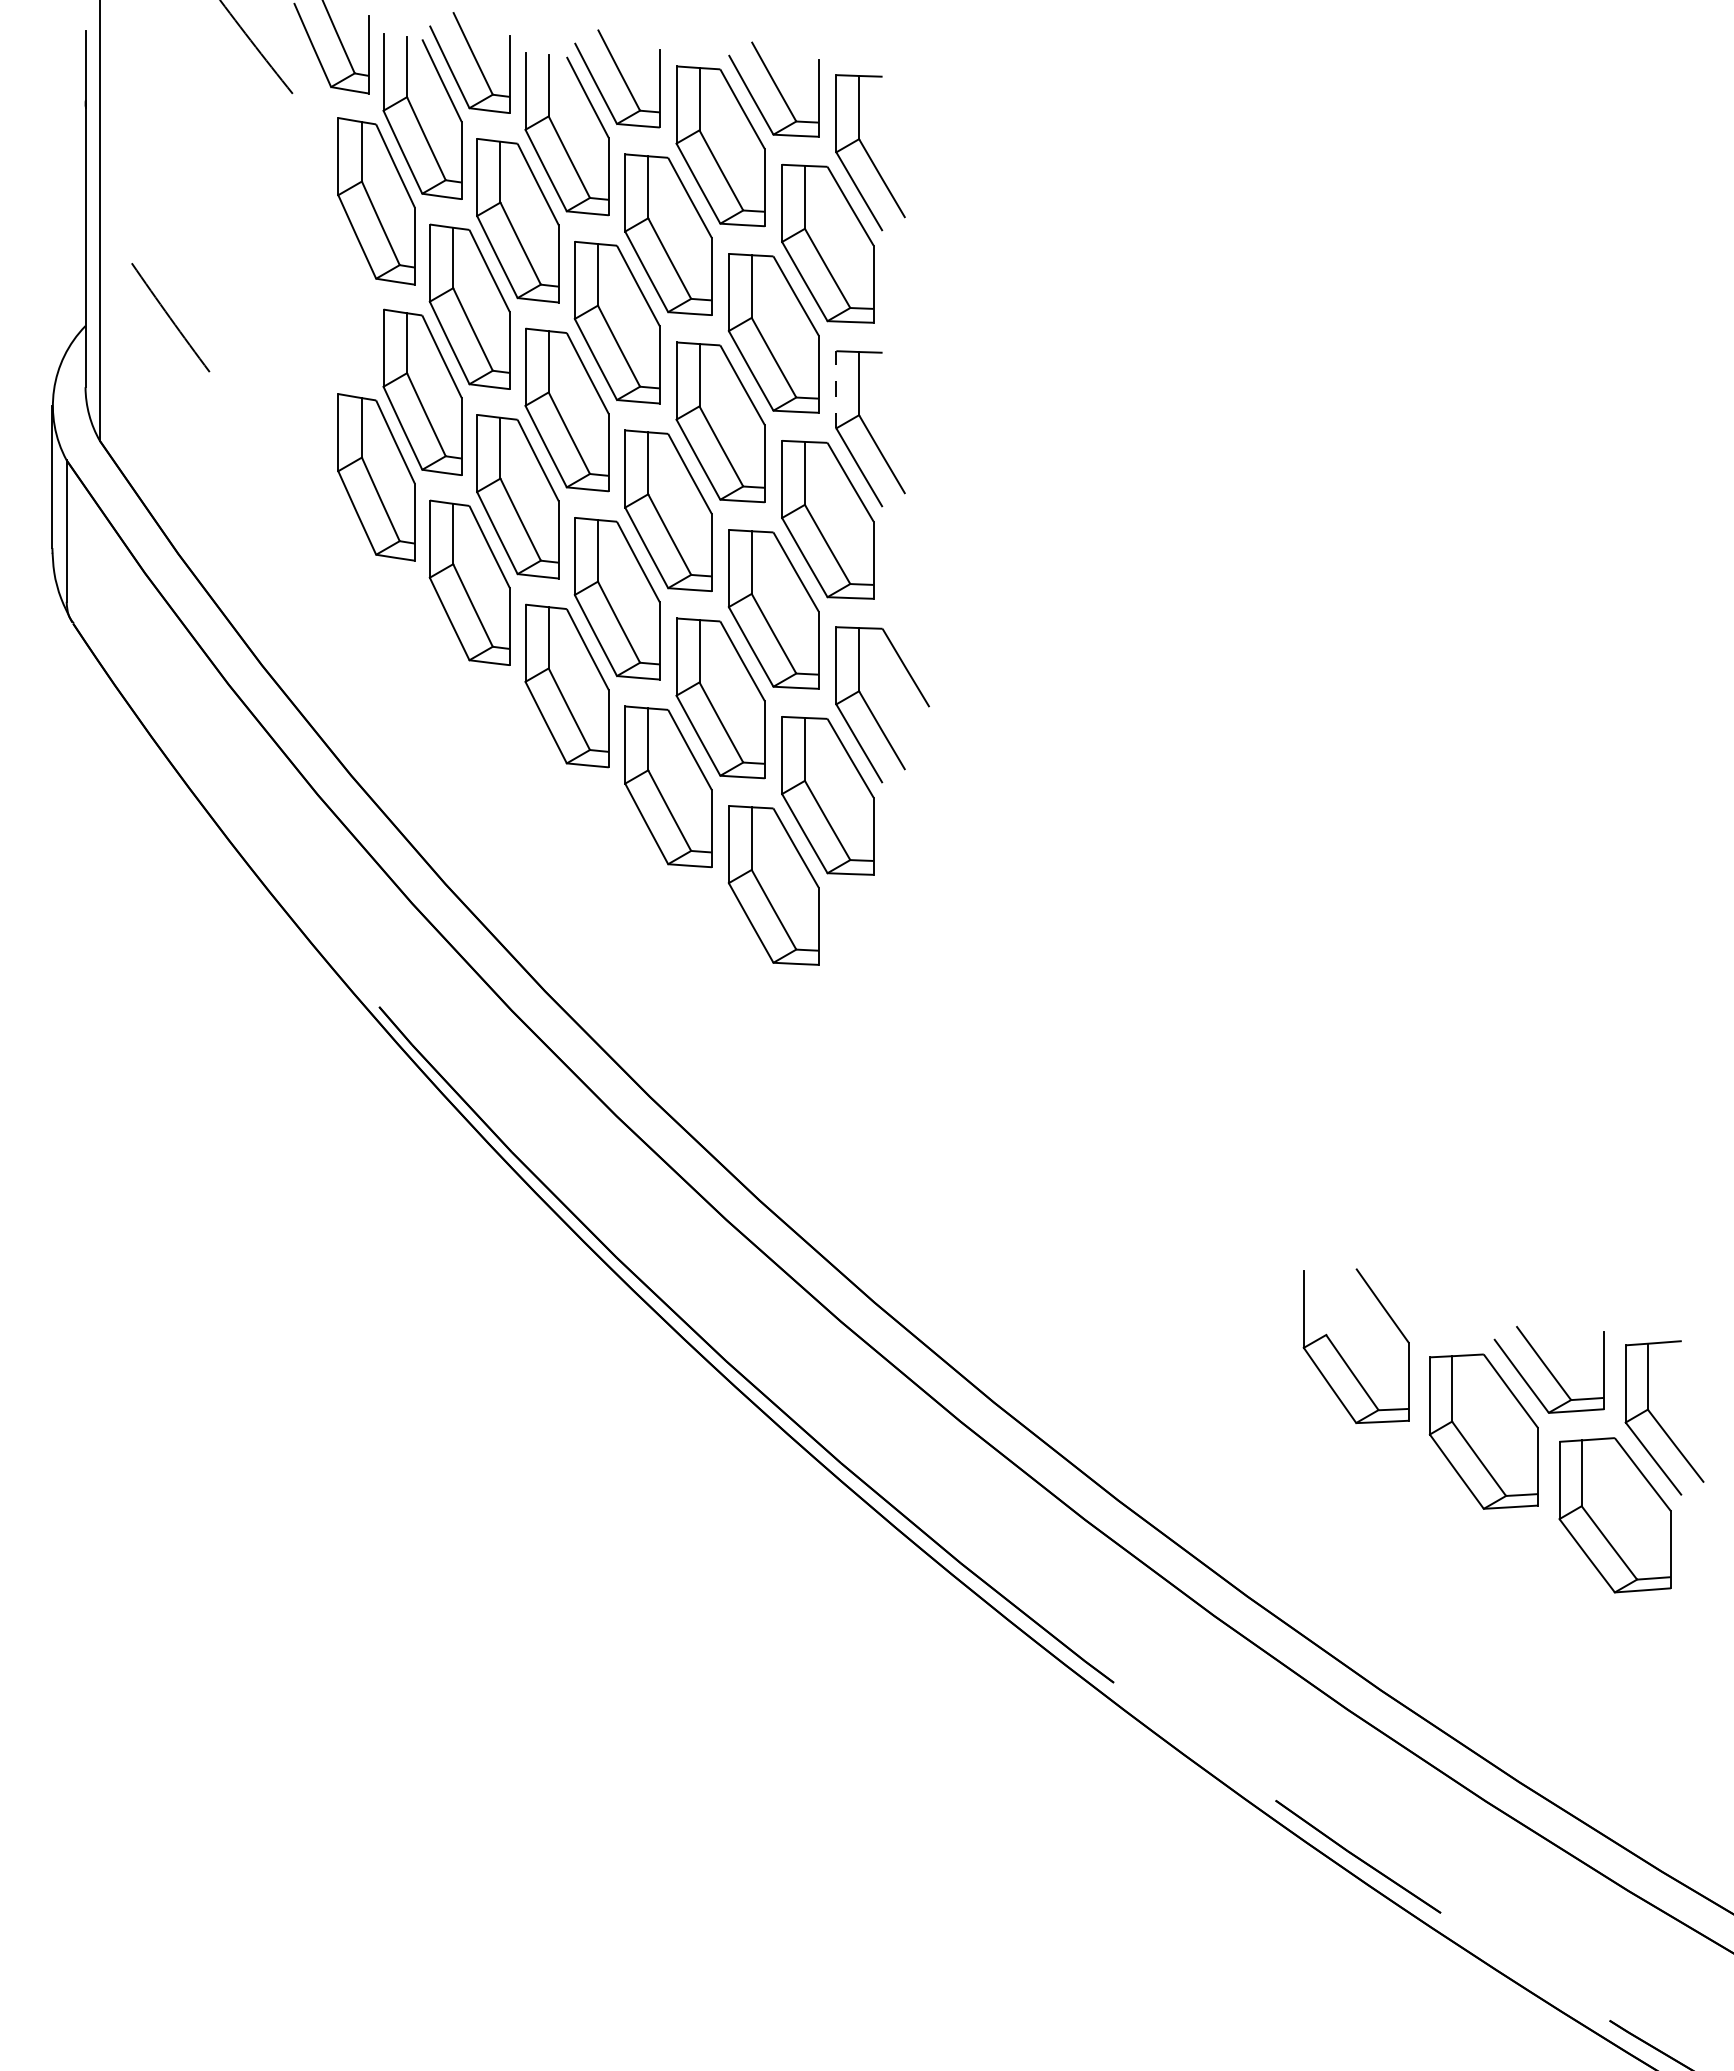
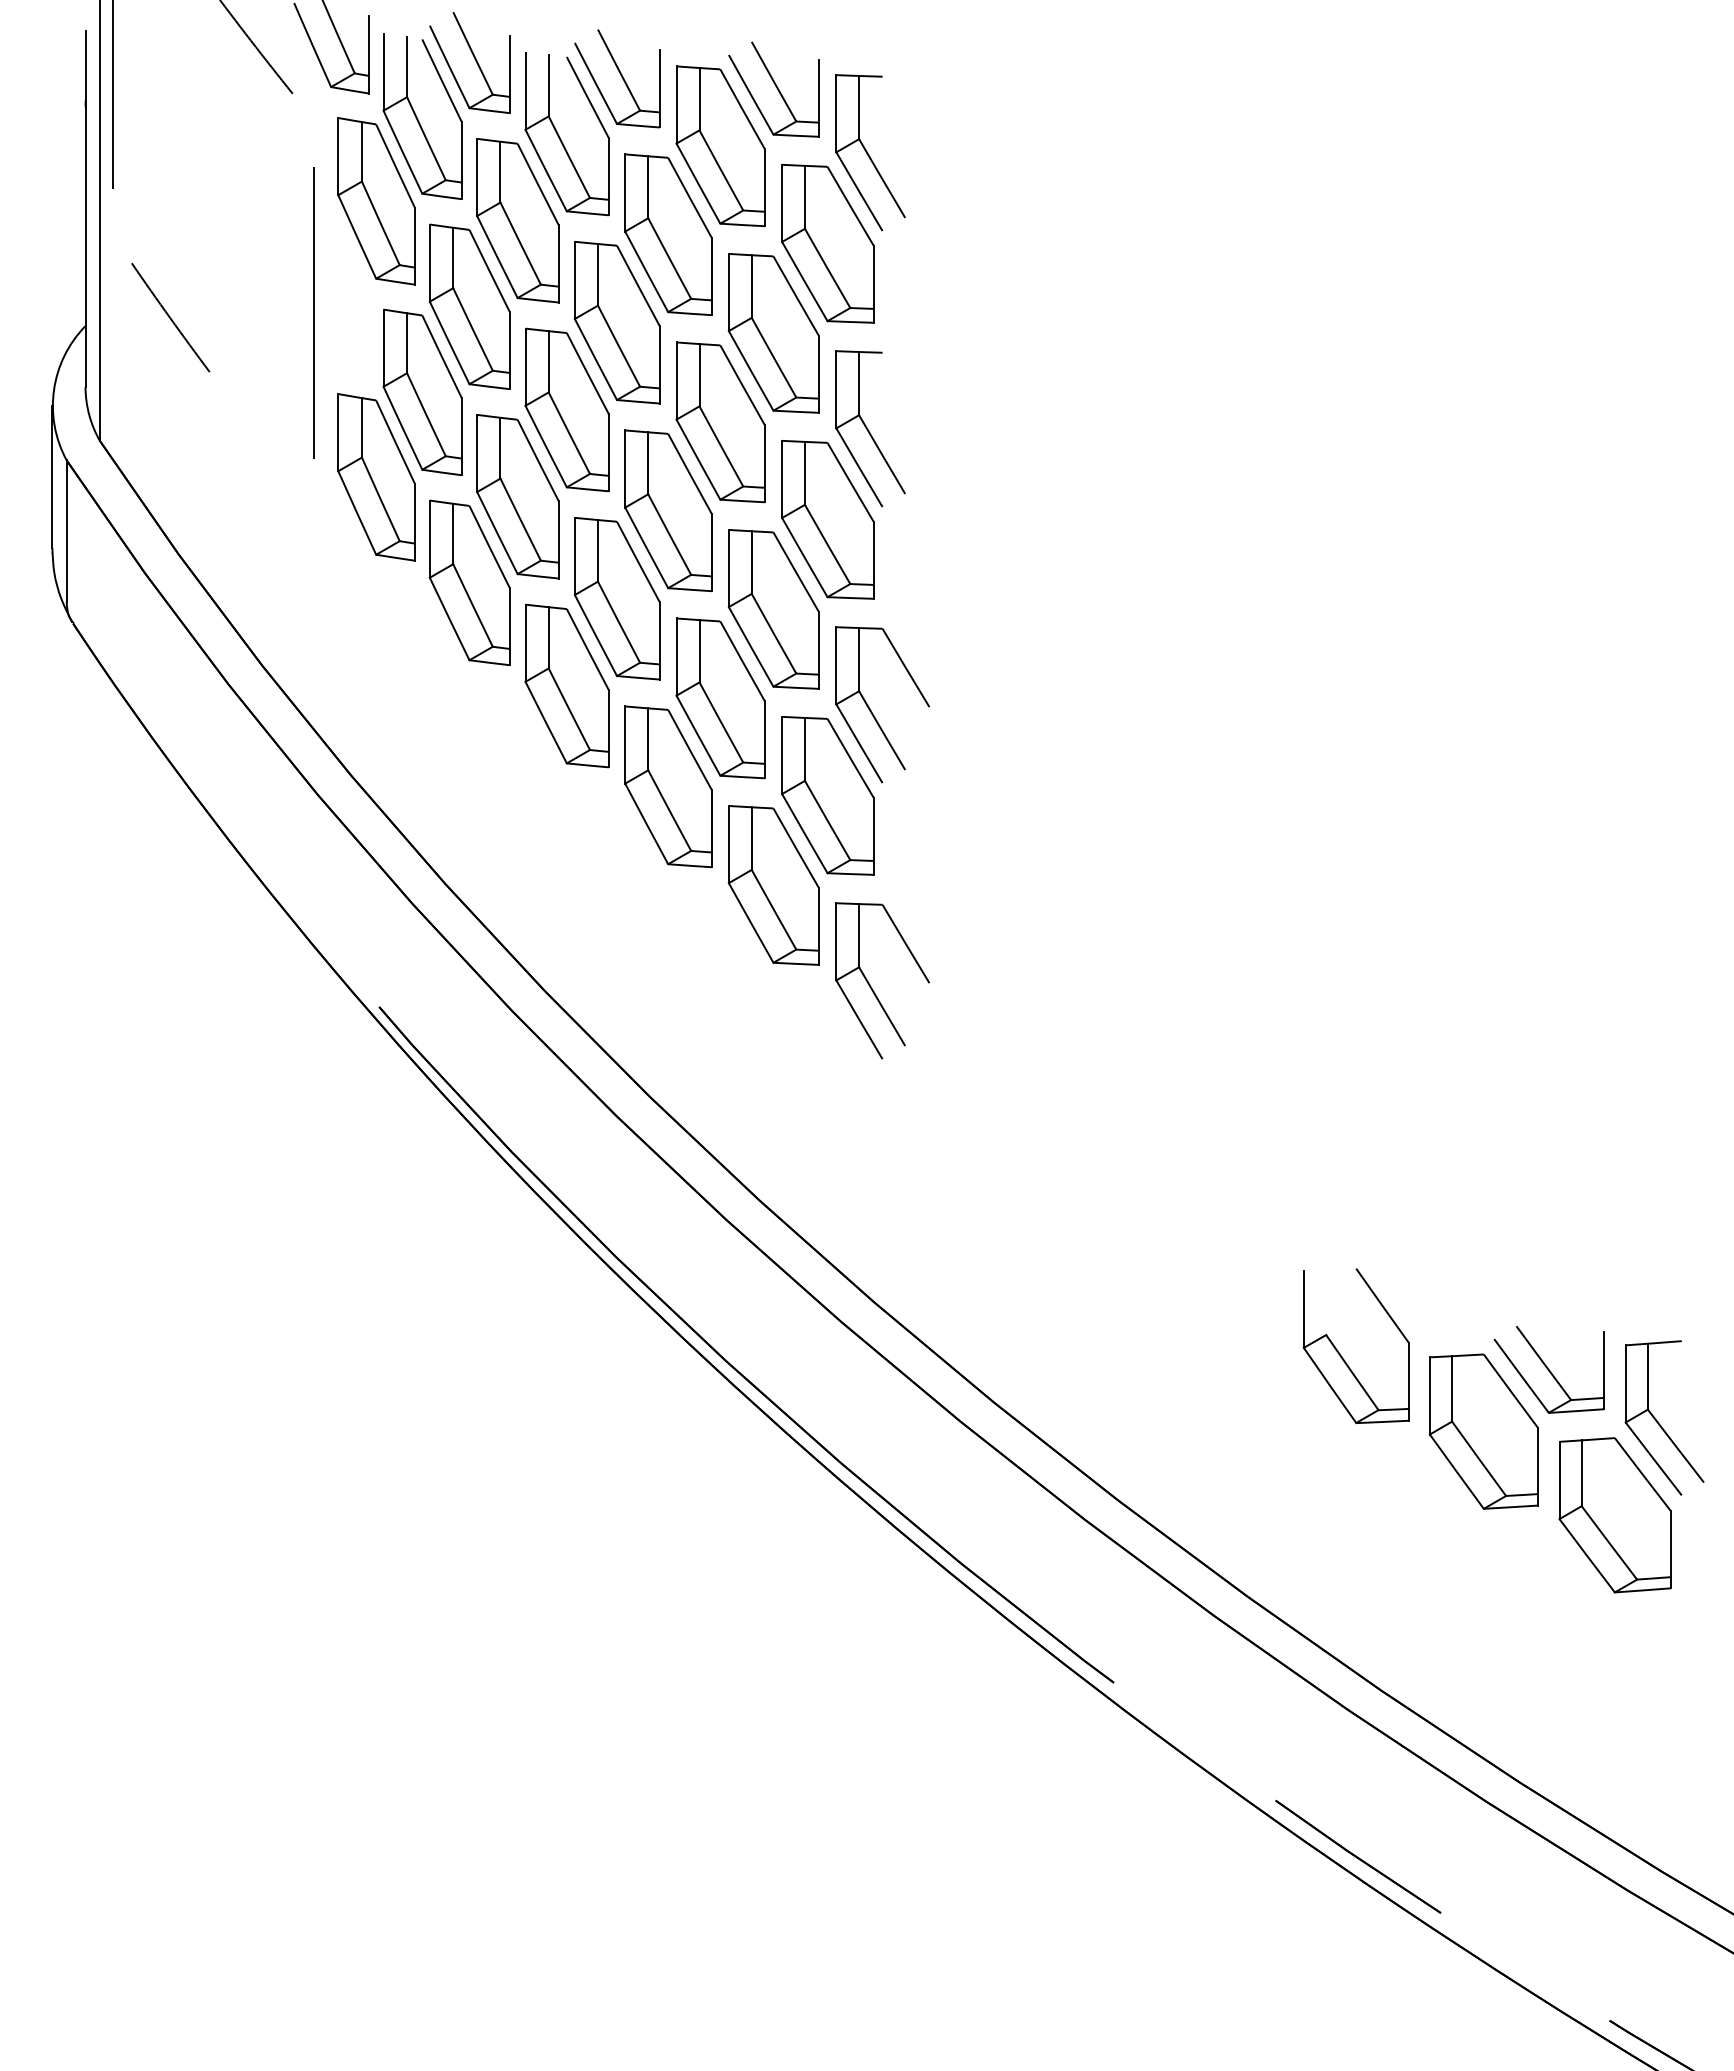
line: none -> present (113, 95)
line: none -> present (314, 312)
line: dashed -> solid (836, 389)
part: none -> present (871, 986)
